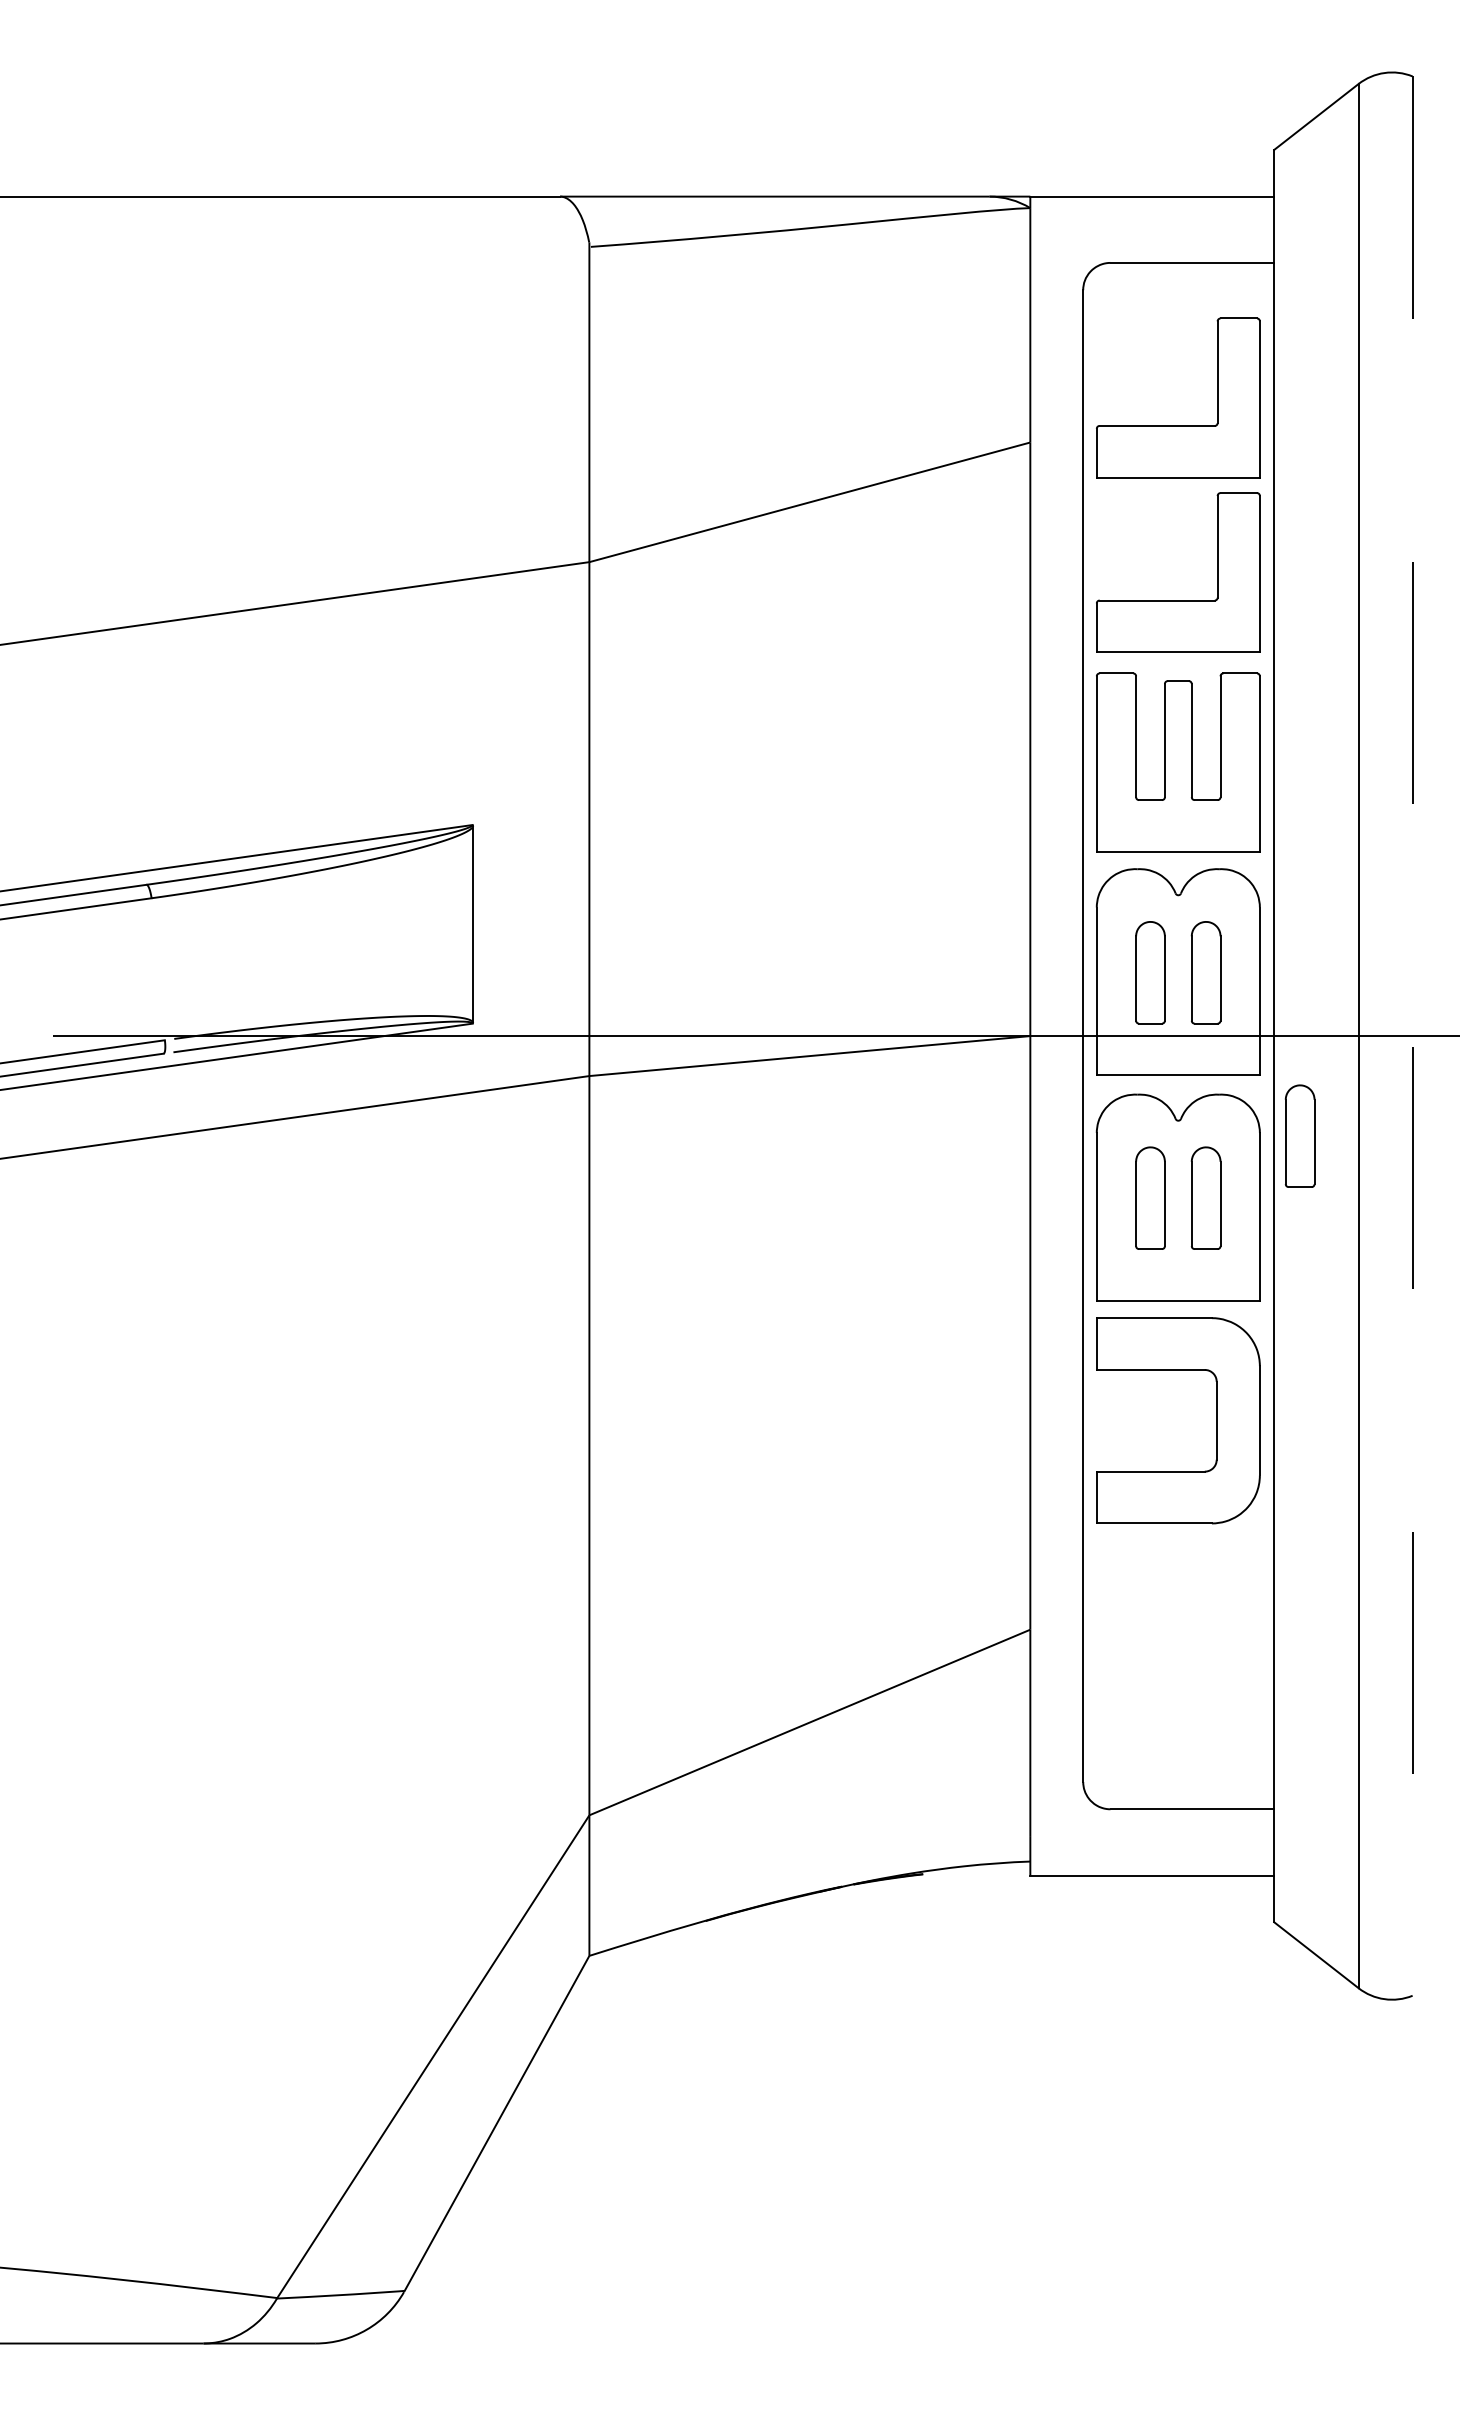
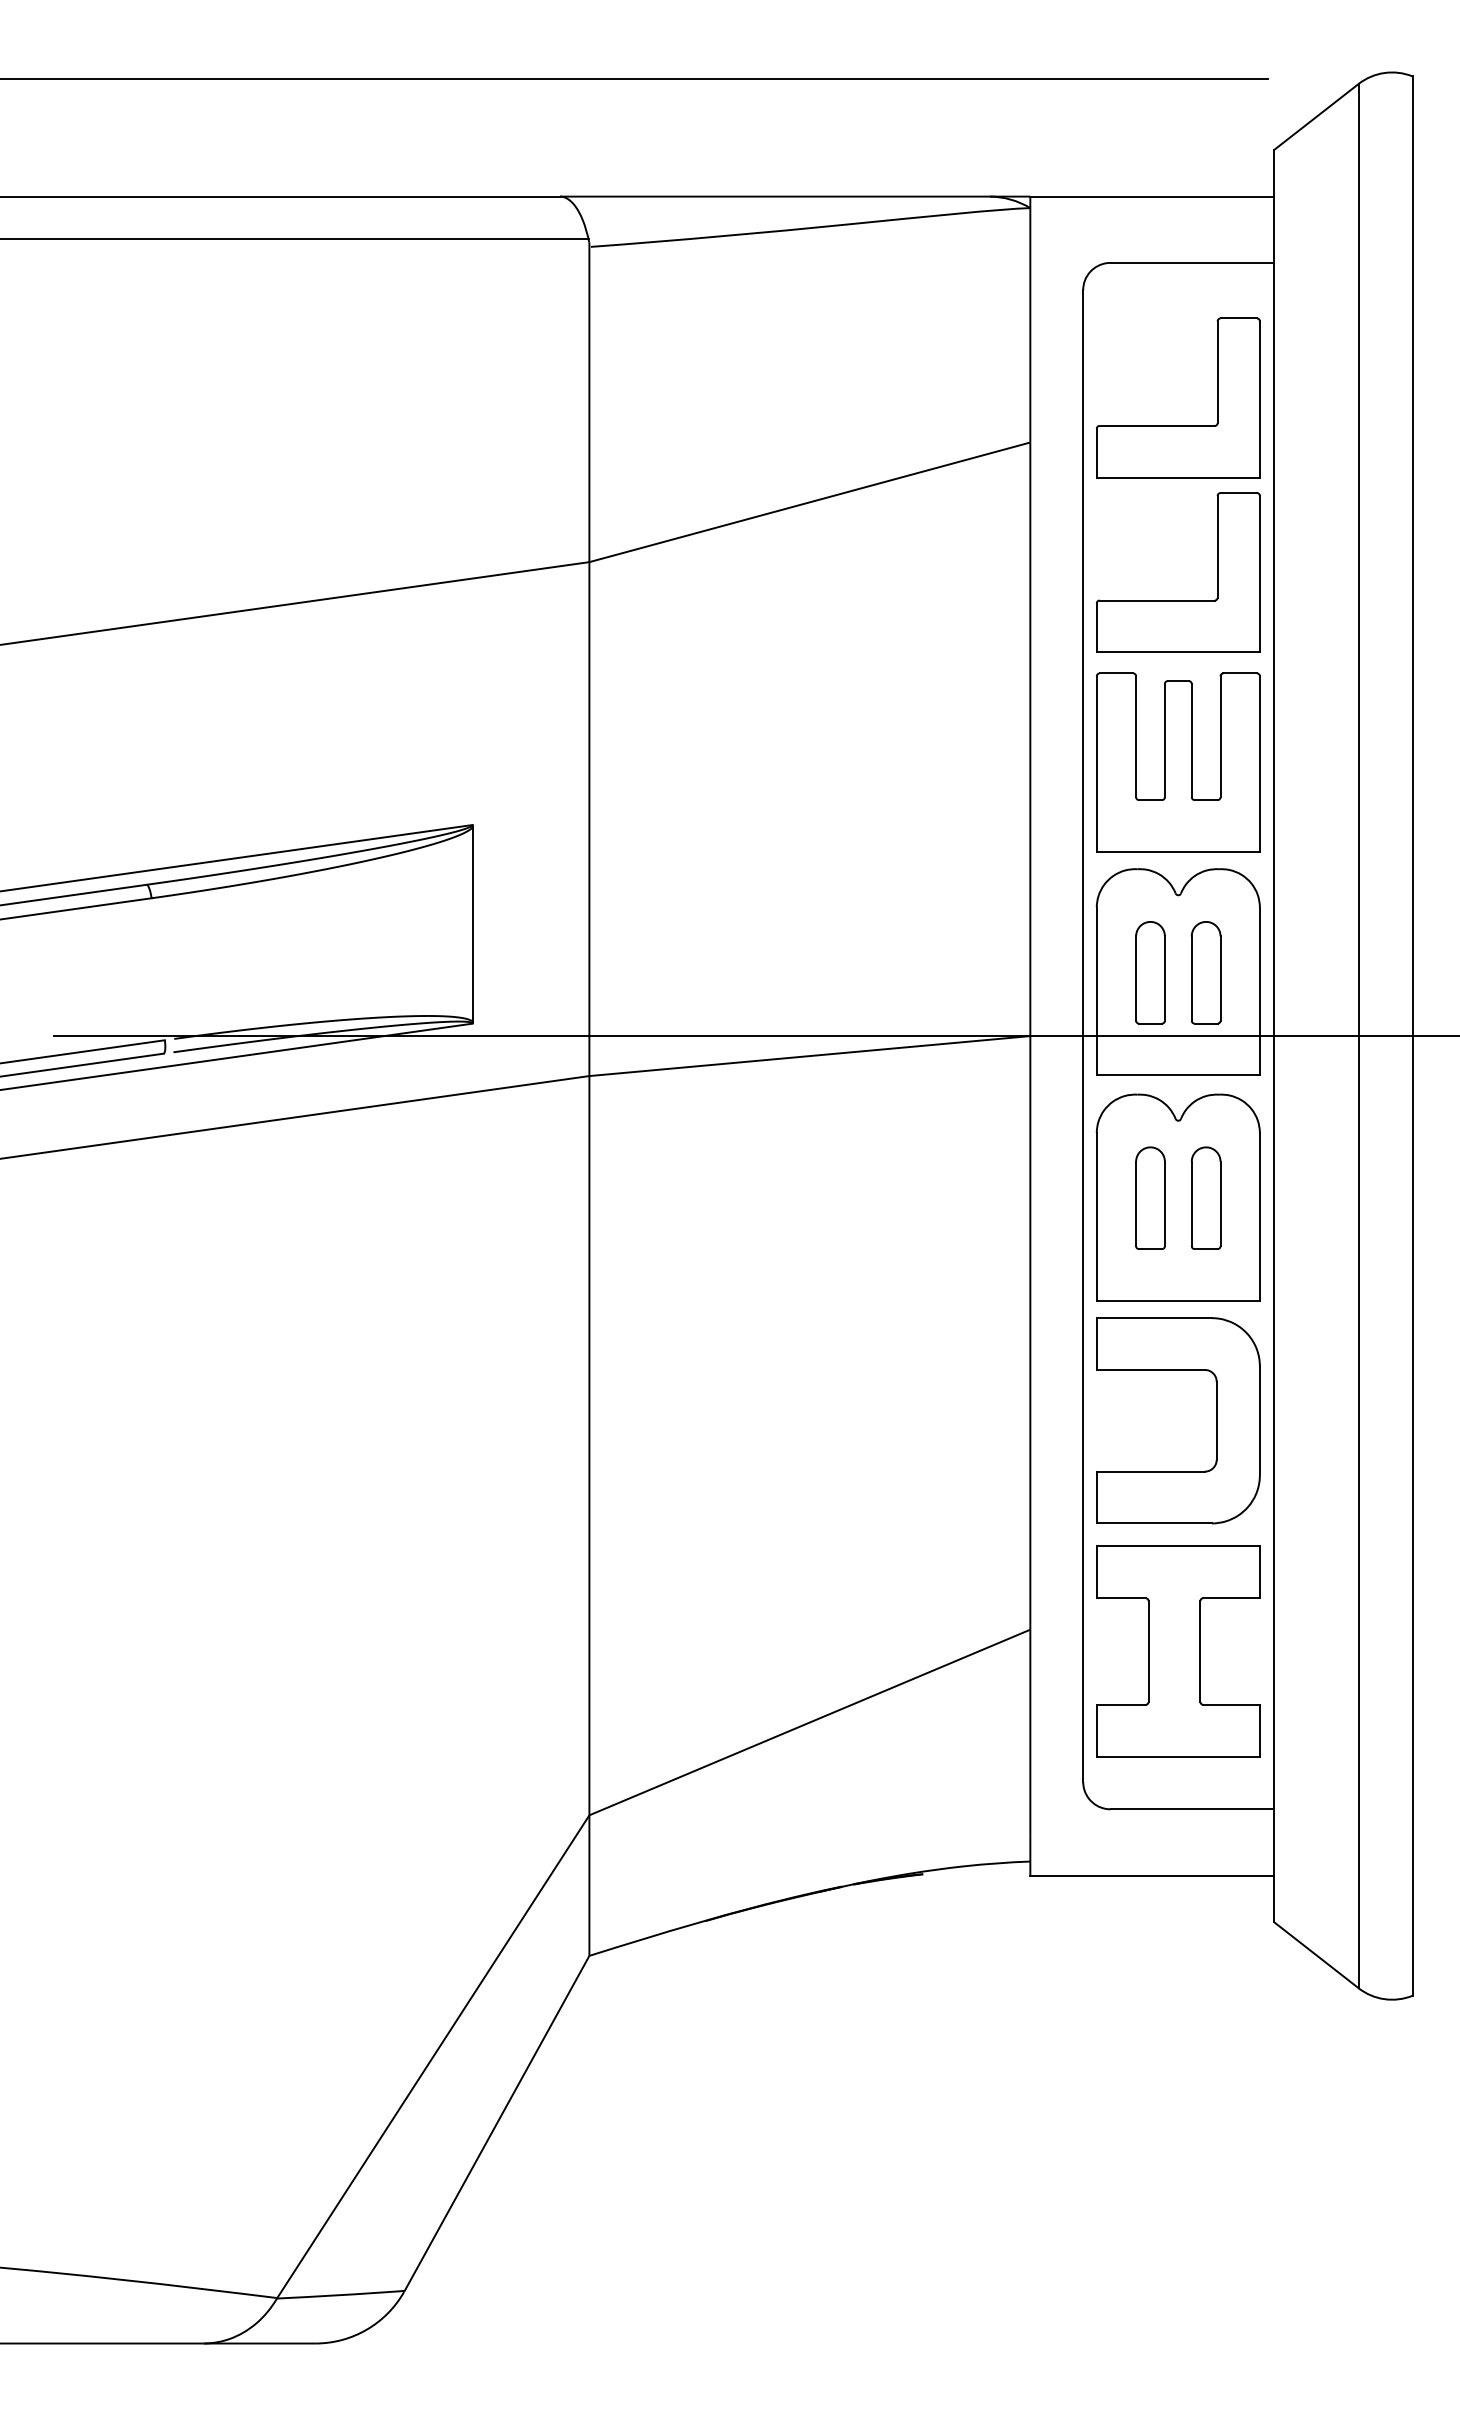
line: none -> present (635, 79)
line: none -> present (295, 239)
line: dashed -> solid (1412, 1036)
part: present -> none (1299, 1135)
part: none -> present (1178, 1651)
